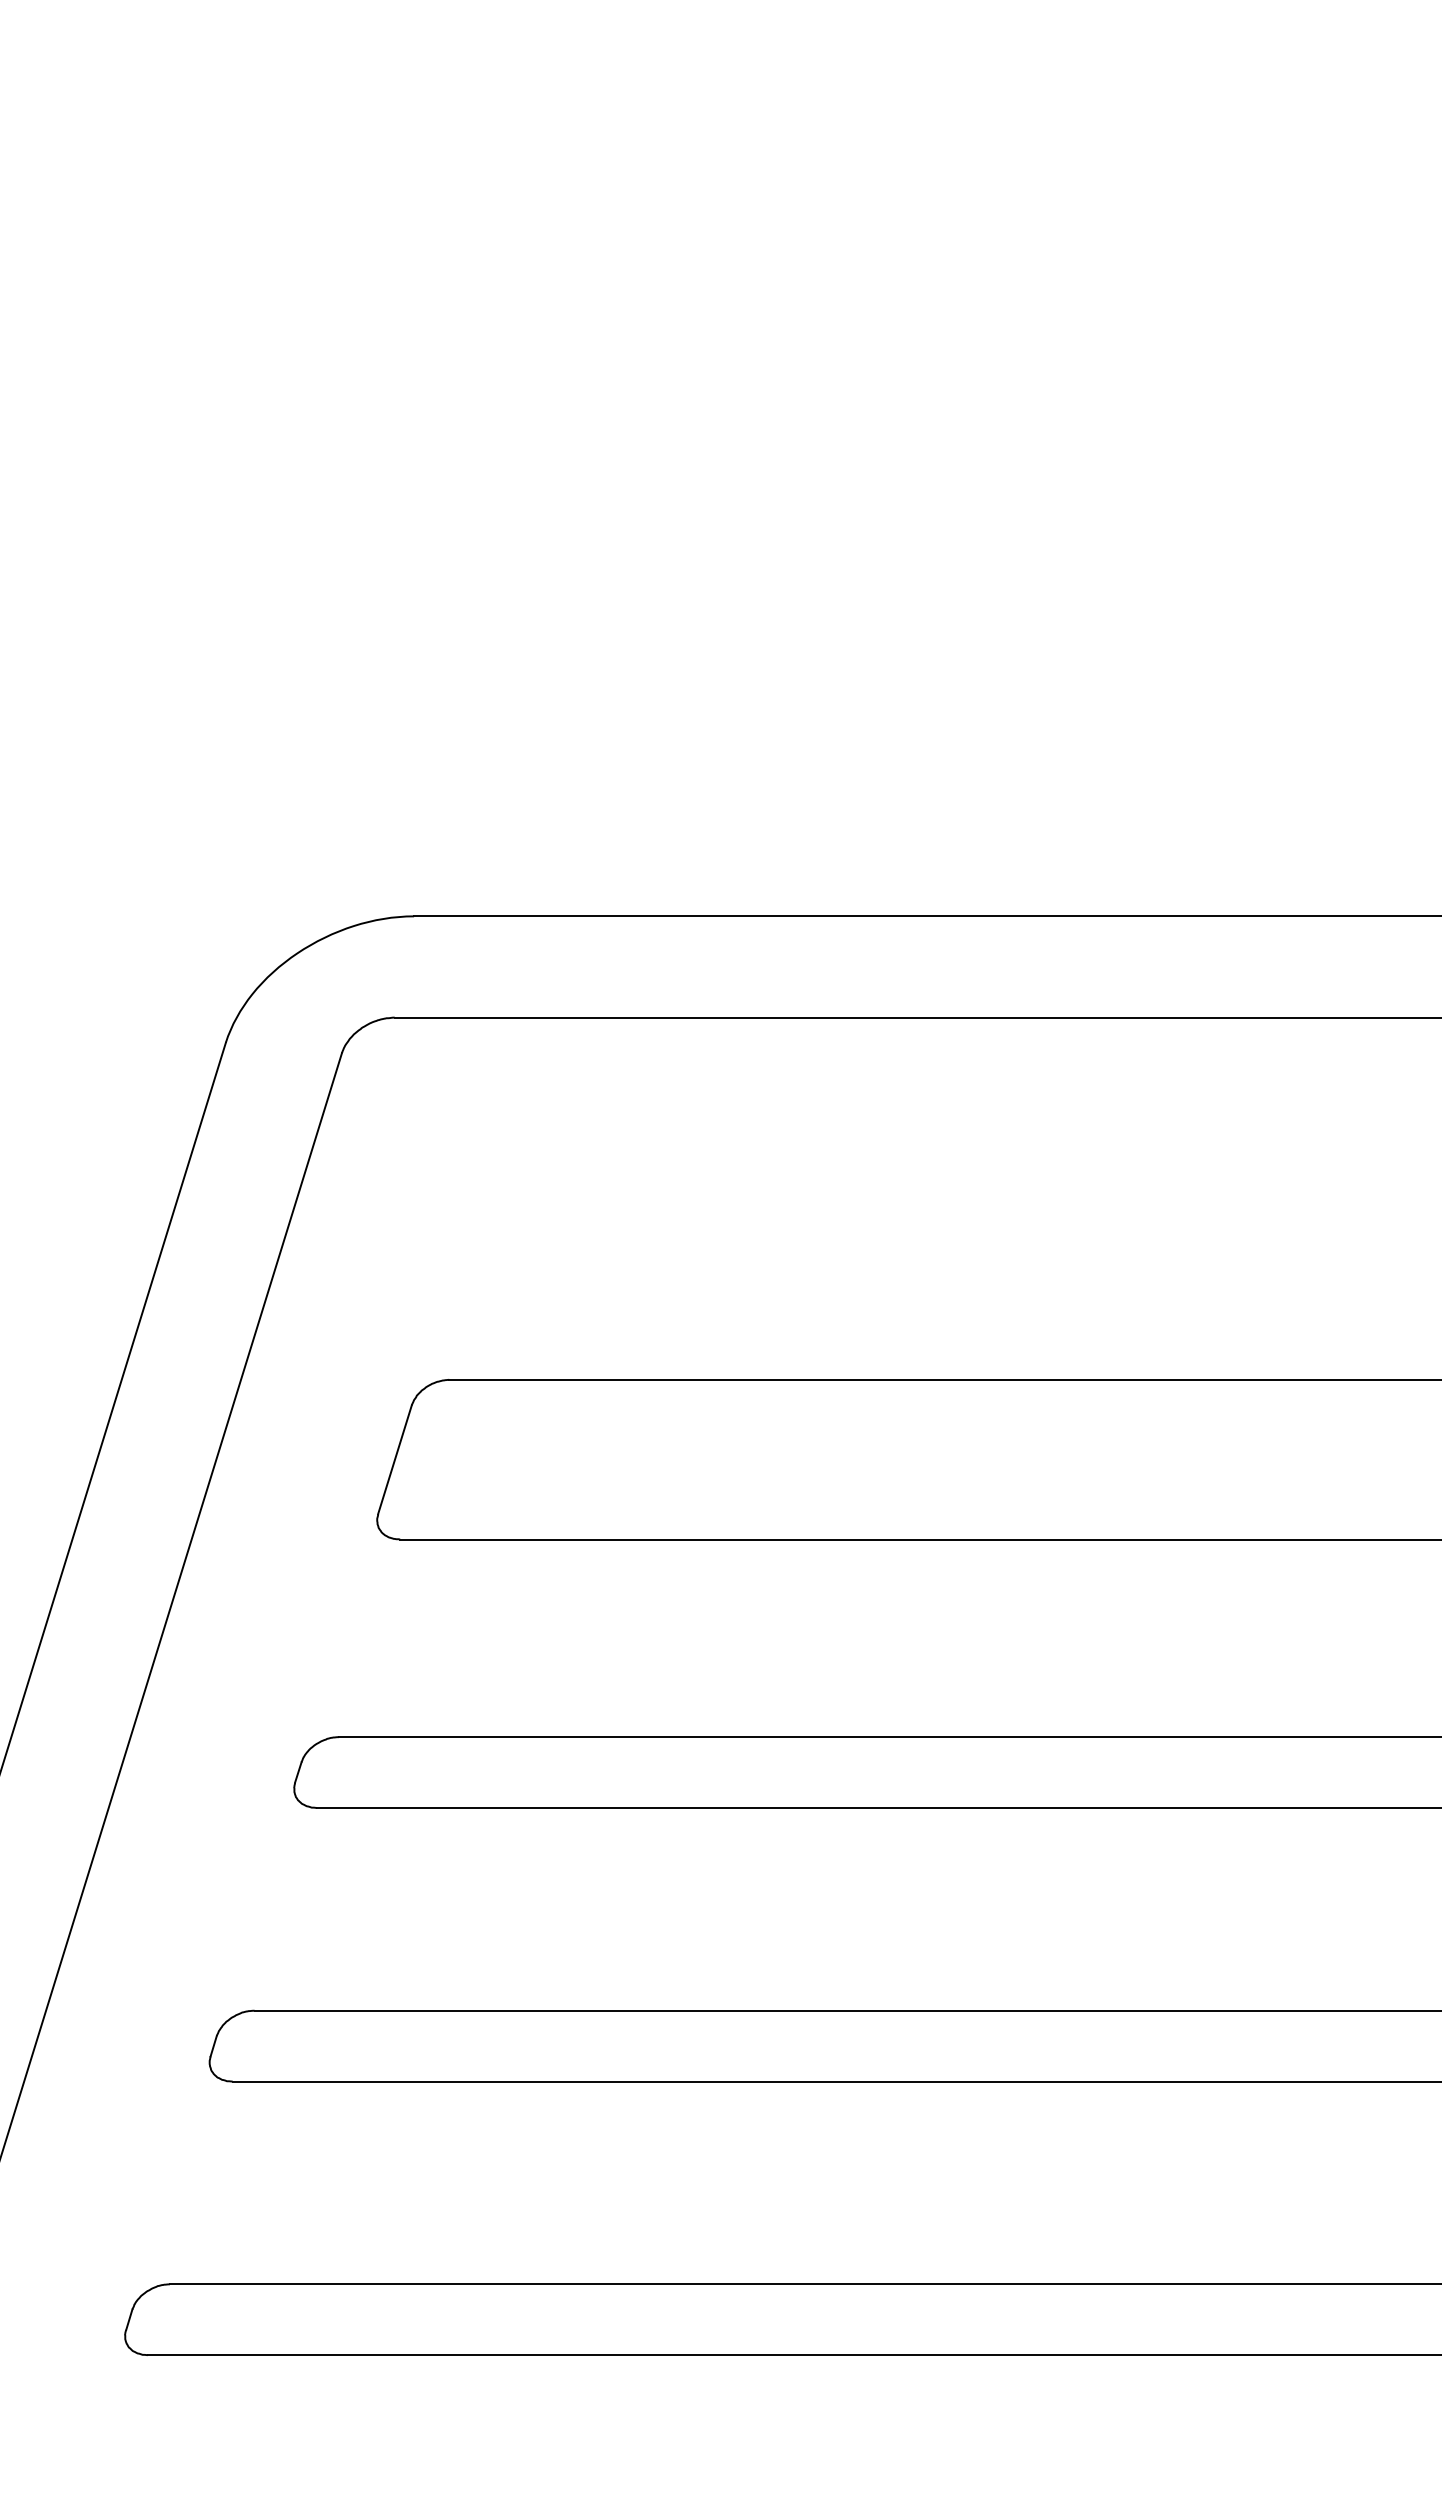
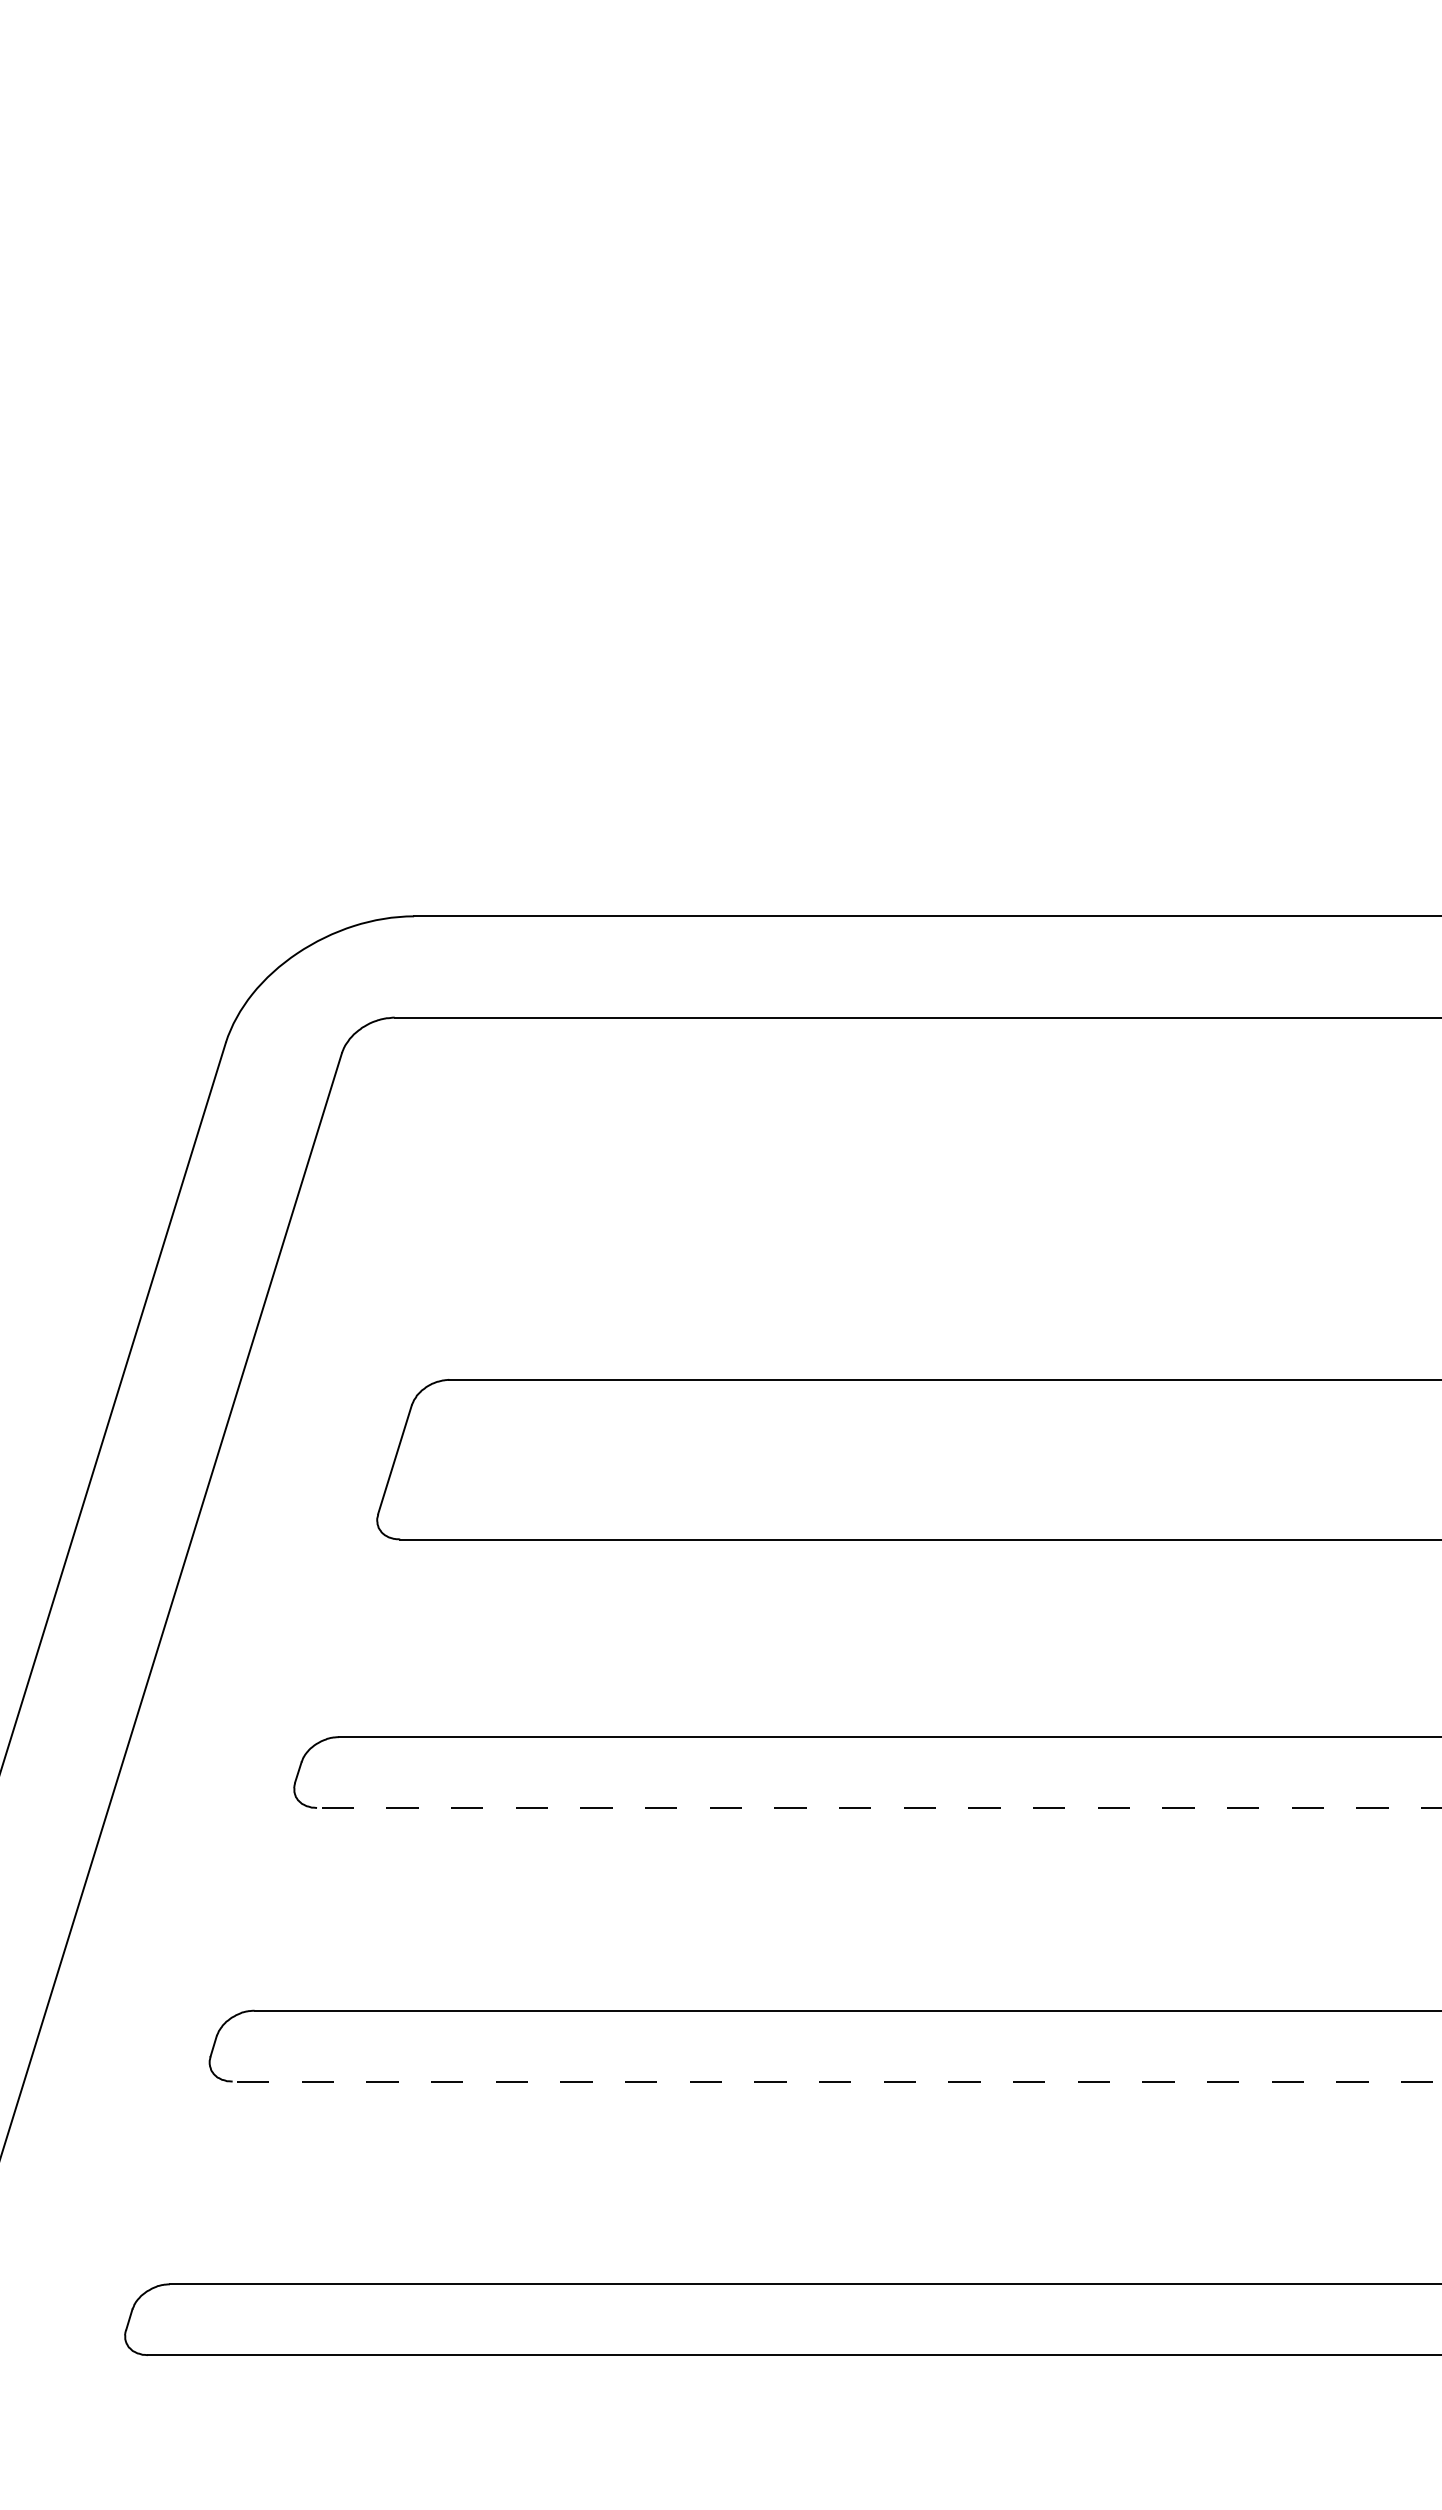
line: solid -> dashed (878, 1807)
line: solid -> dashed (836, 2081)
